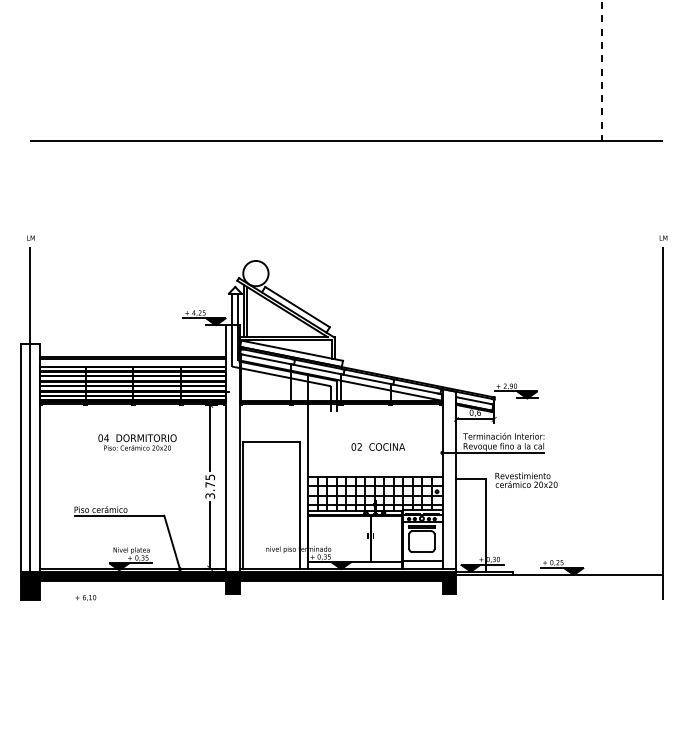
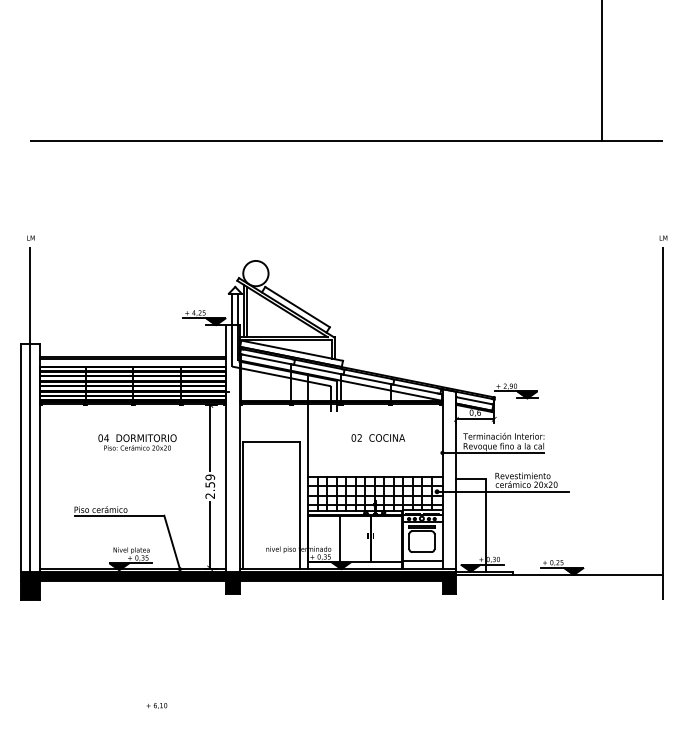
line: dashed -> solid (601, 70)
text position: (378, 446) -> (378, 437) (378, 437)
text: 3.75 -> 2.59 (210, 486)
line: none -> present (502, 491)
line: none -> present (339, 539)
text position: (85, 597) -> (156, 705) (156, 705)
